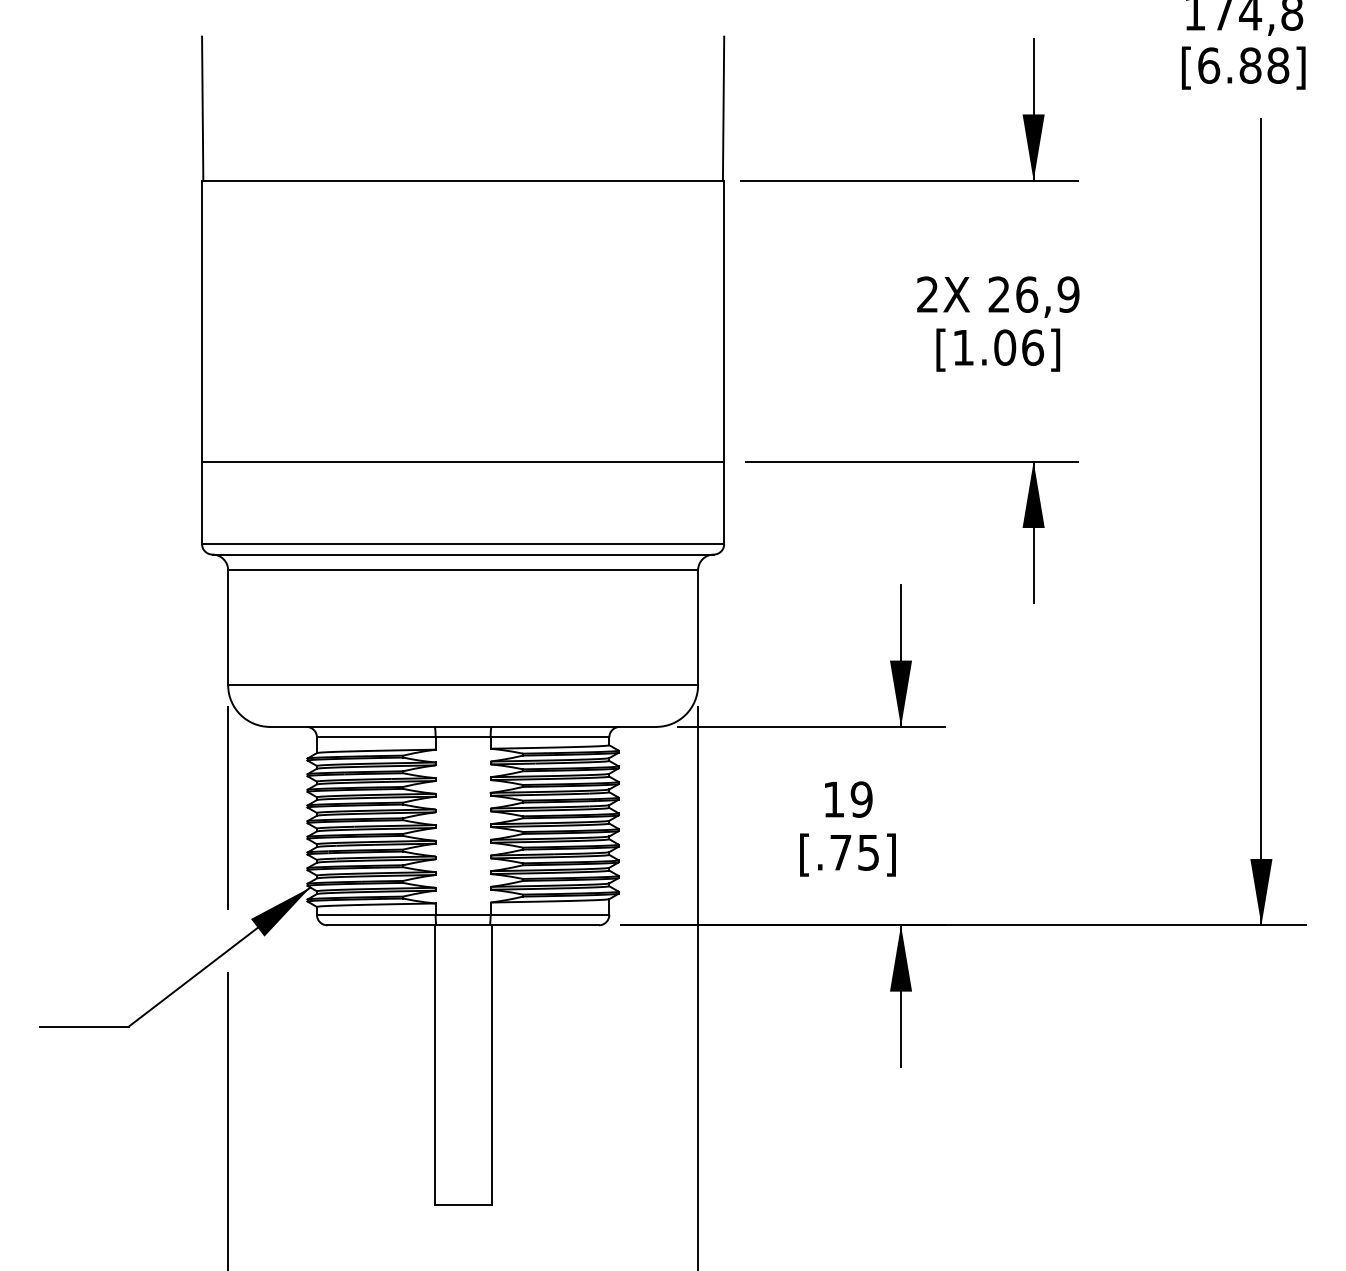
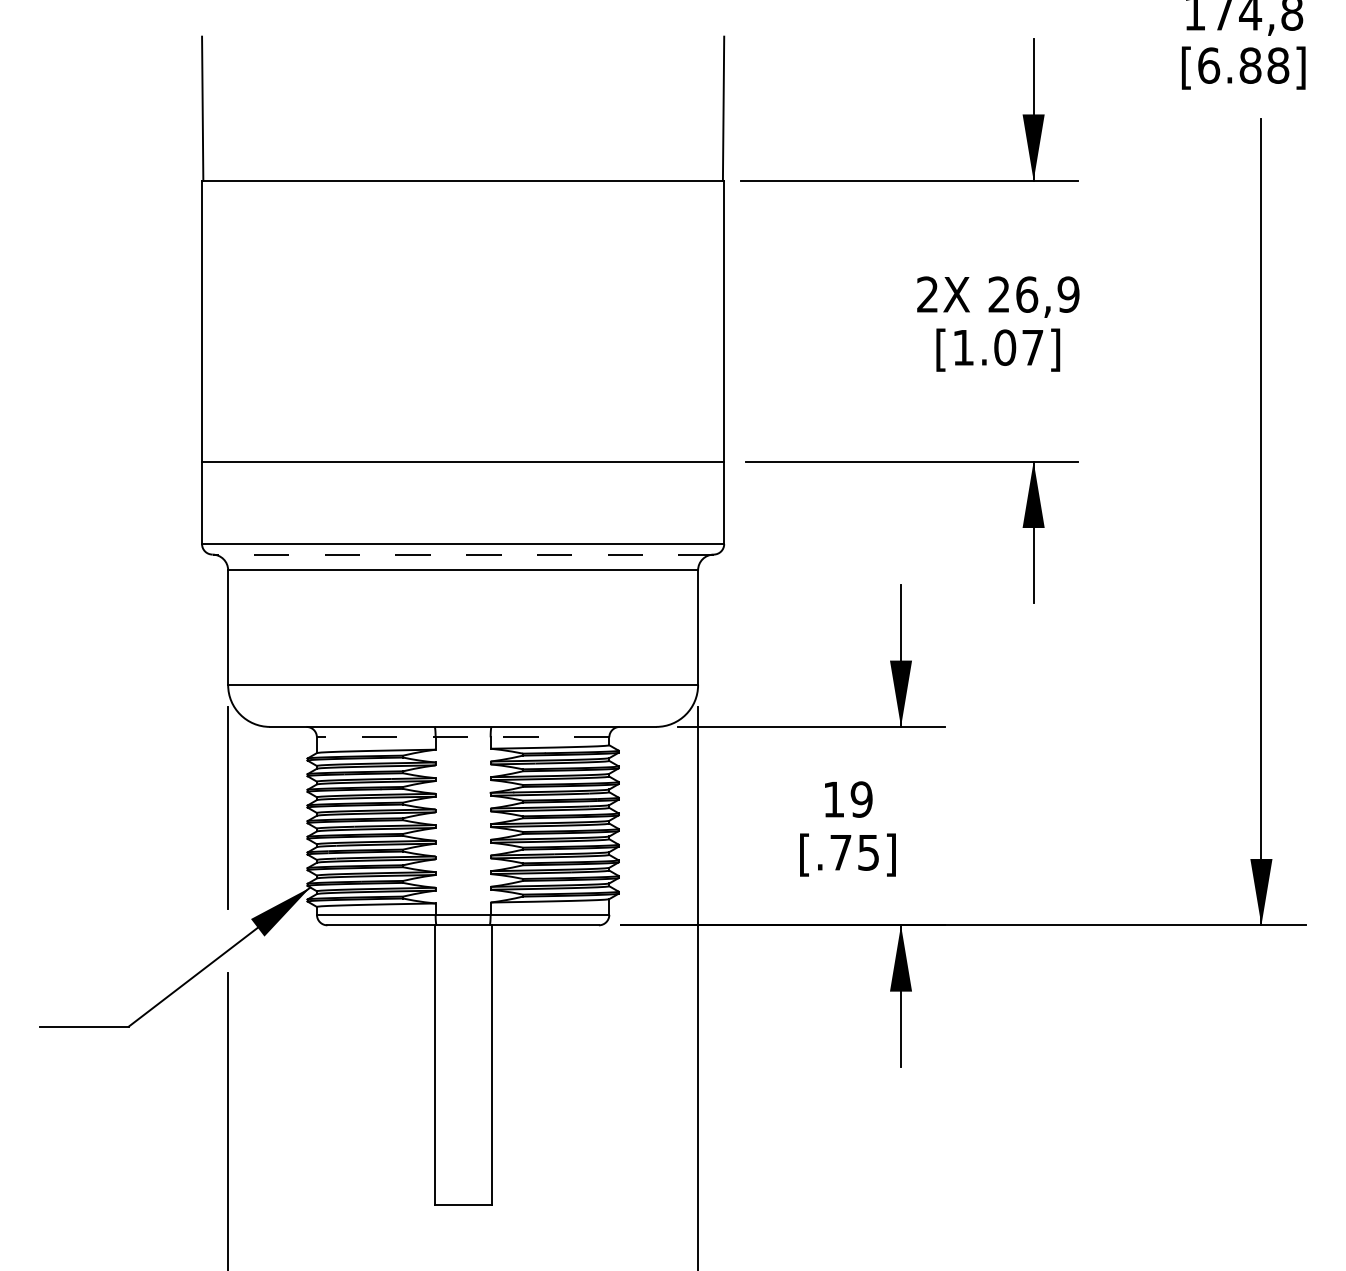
text: [1.06] -> [1.07] (1033, 347)
line: solid -> dashed (463, 554)
line: solid -> dashed (462, 737)
